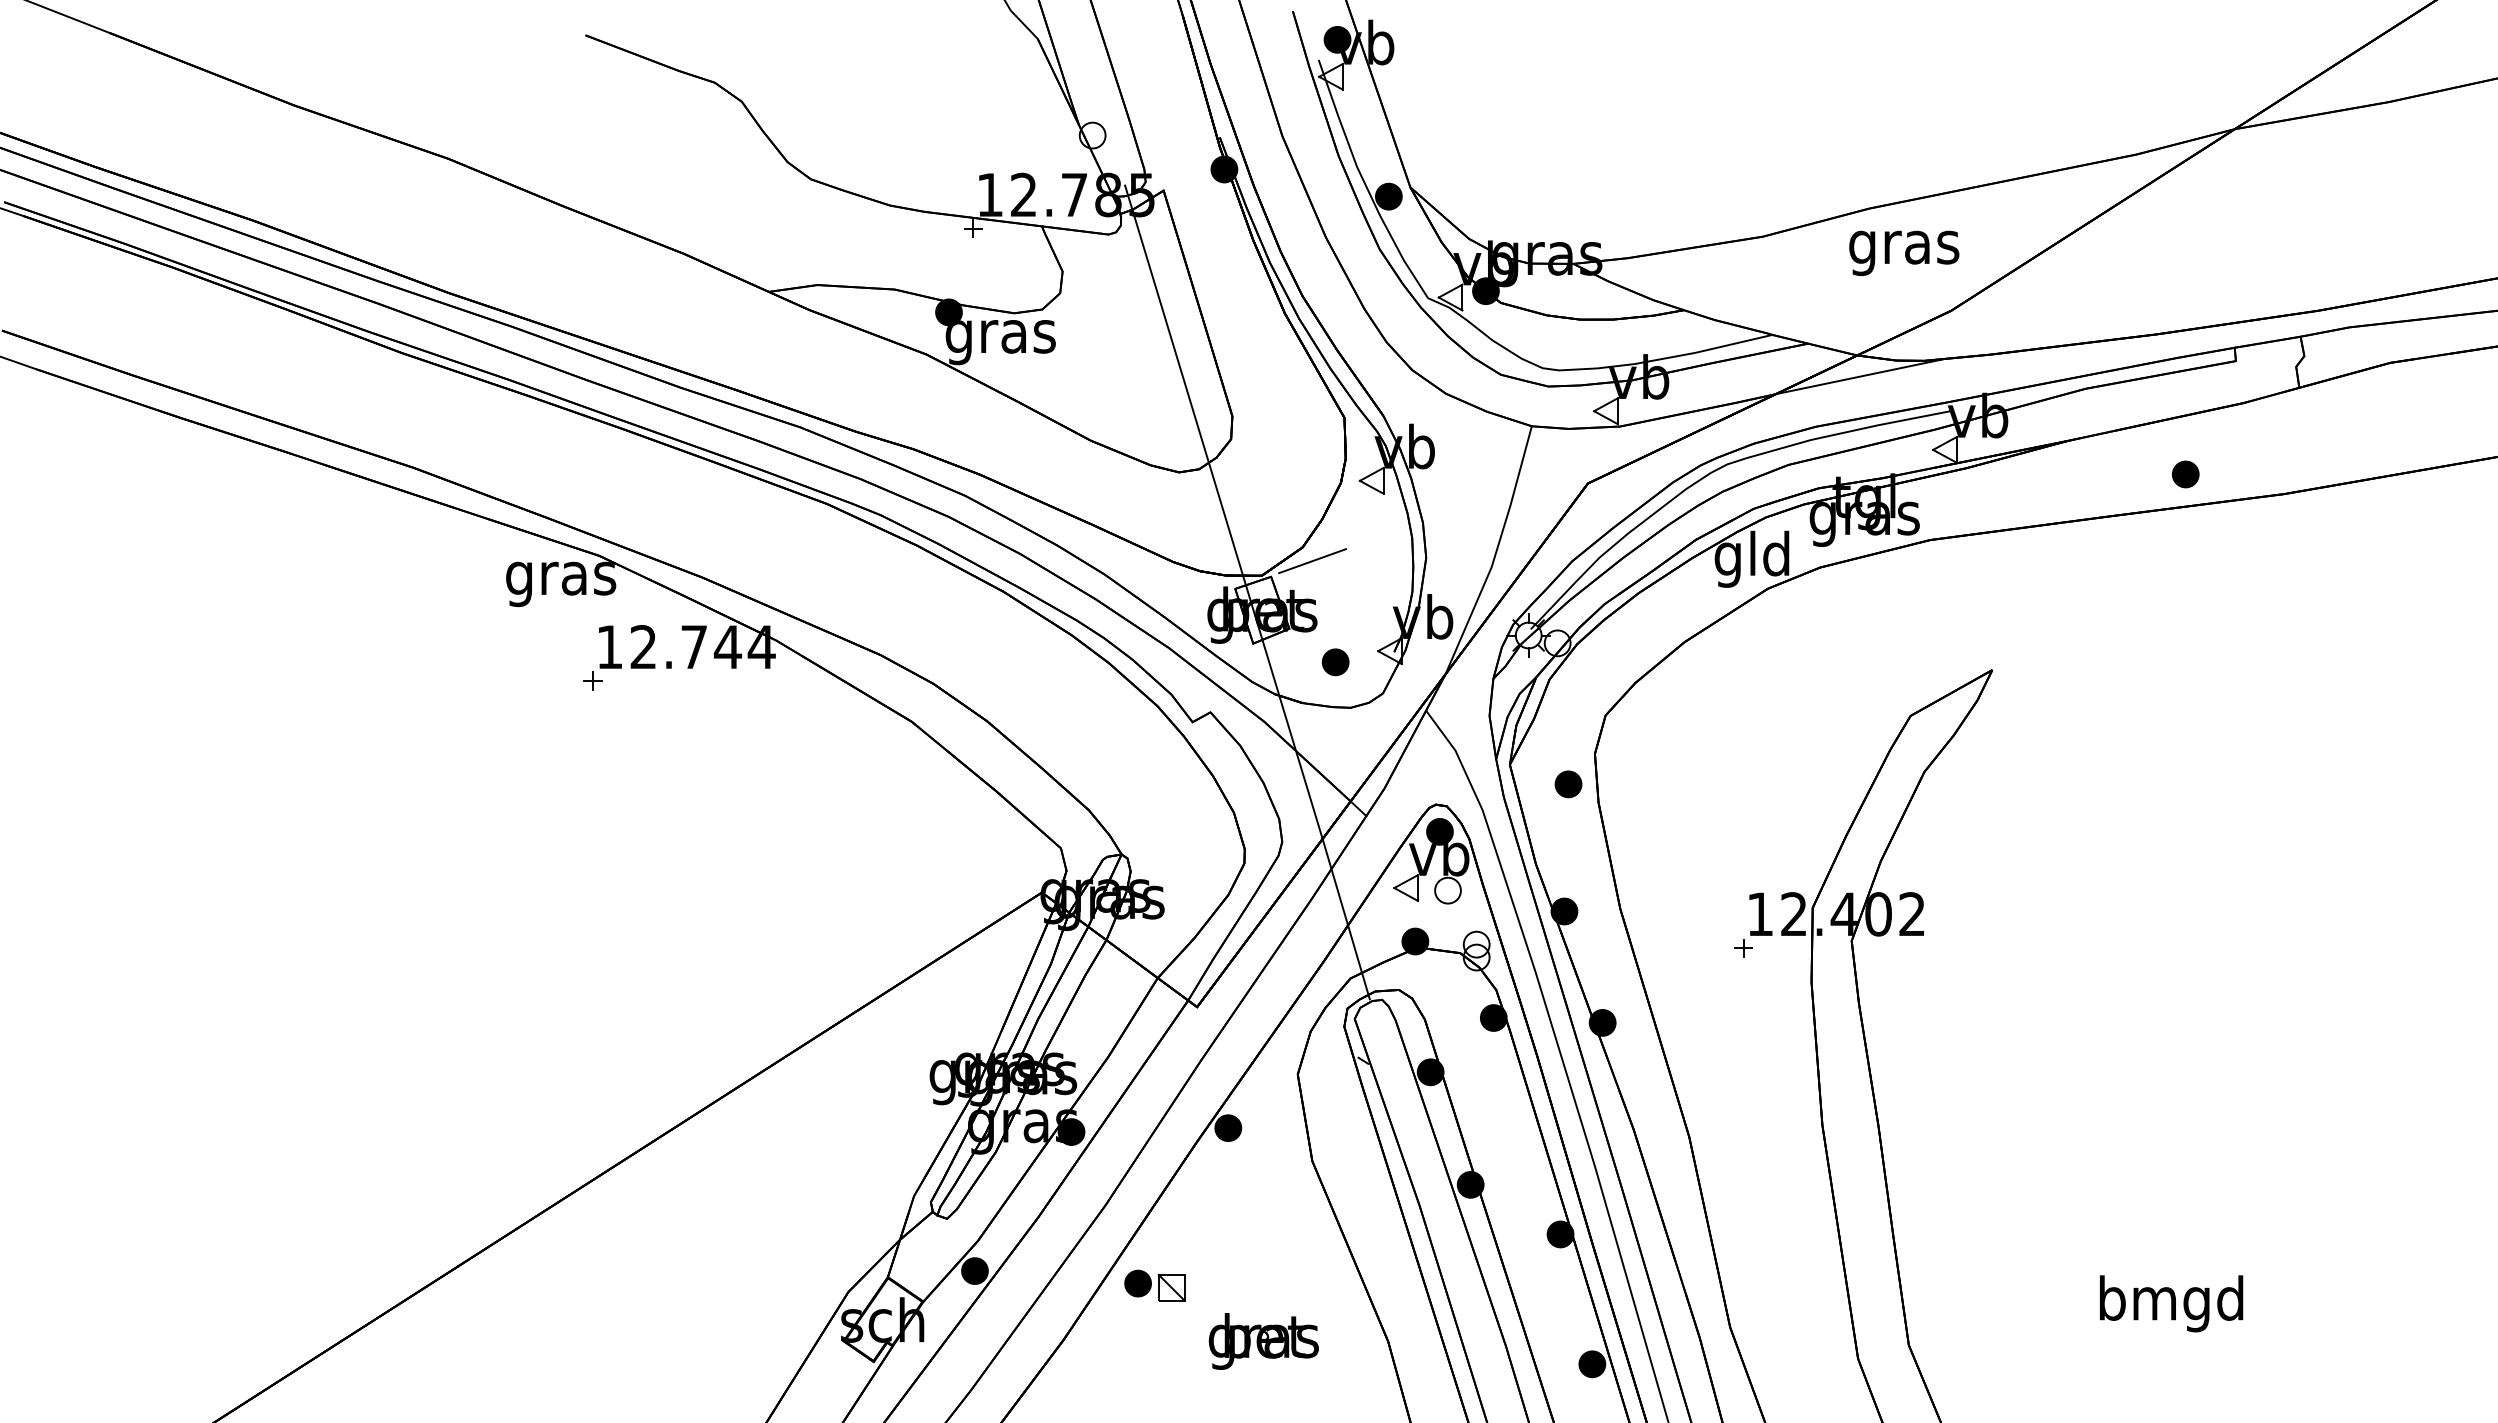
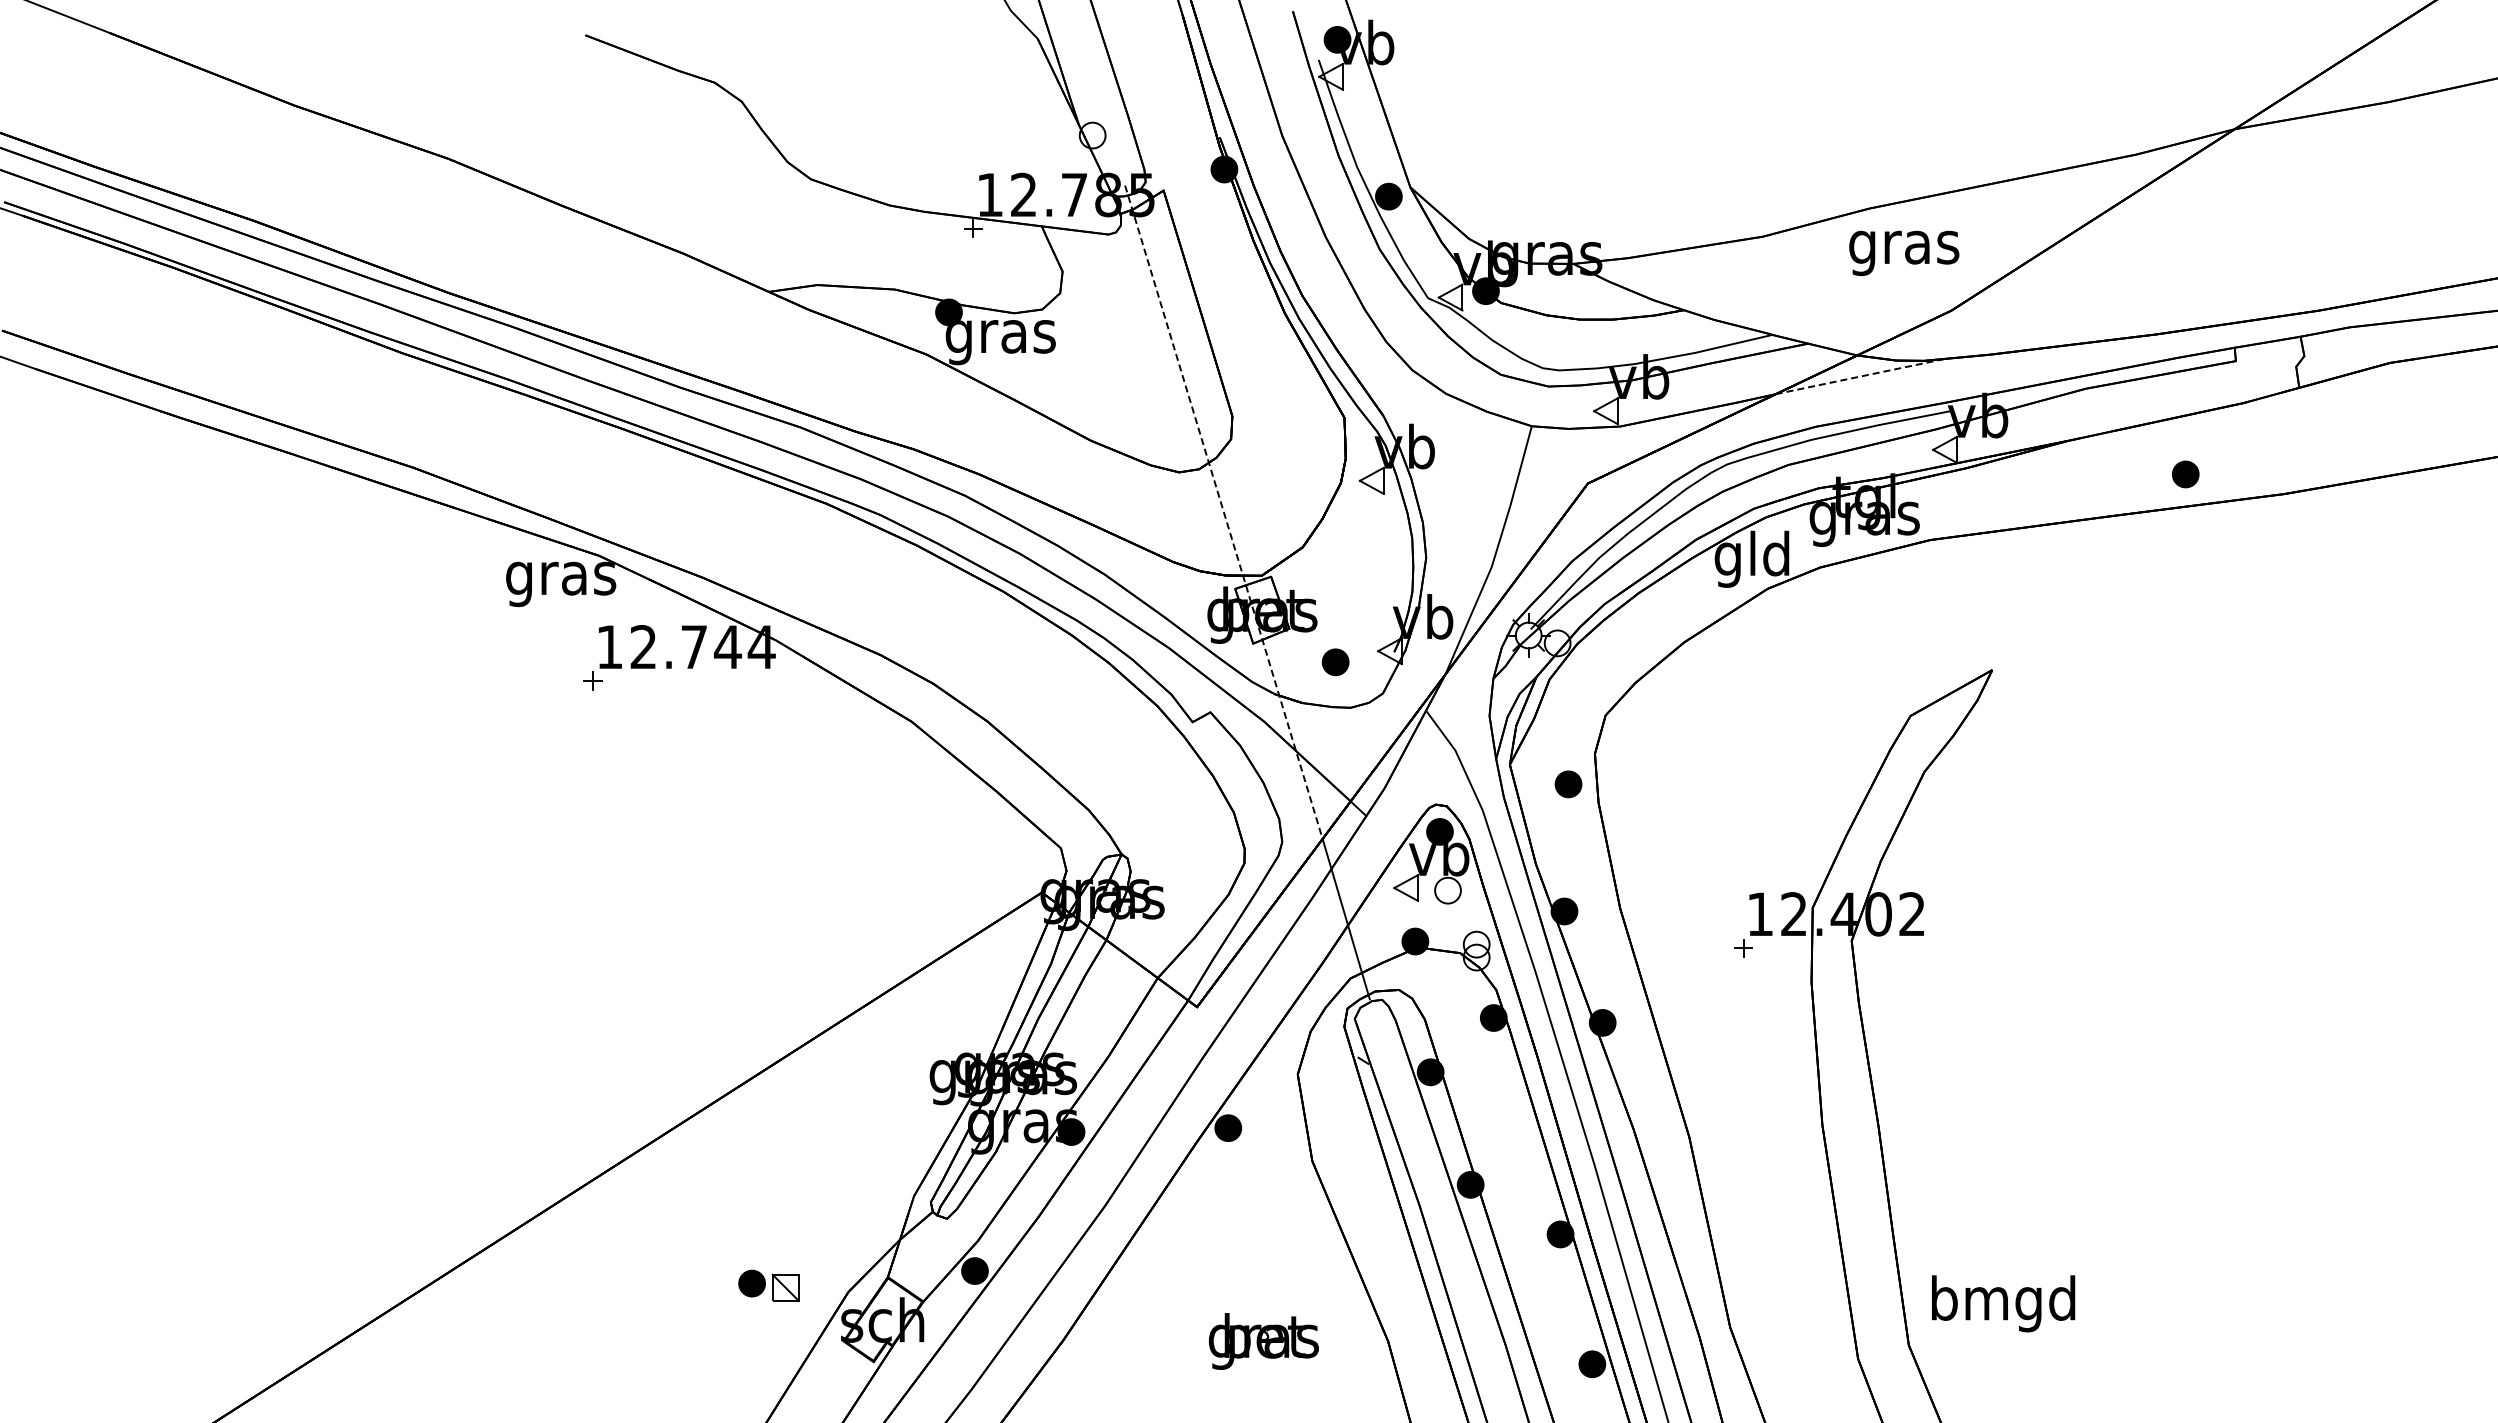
line: solid -> dashed (1860, 376)
line: solid -> dashed (1224, 512)
line: present -> none (1312, 561)
part position: (1154, 1285) -> (768, 1285) (768, 1285)
text position: (2171, 1303) -> (2003, 1303) (2003, 1303)
